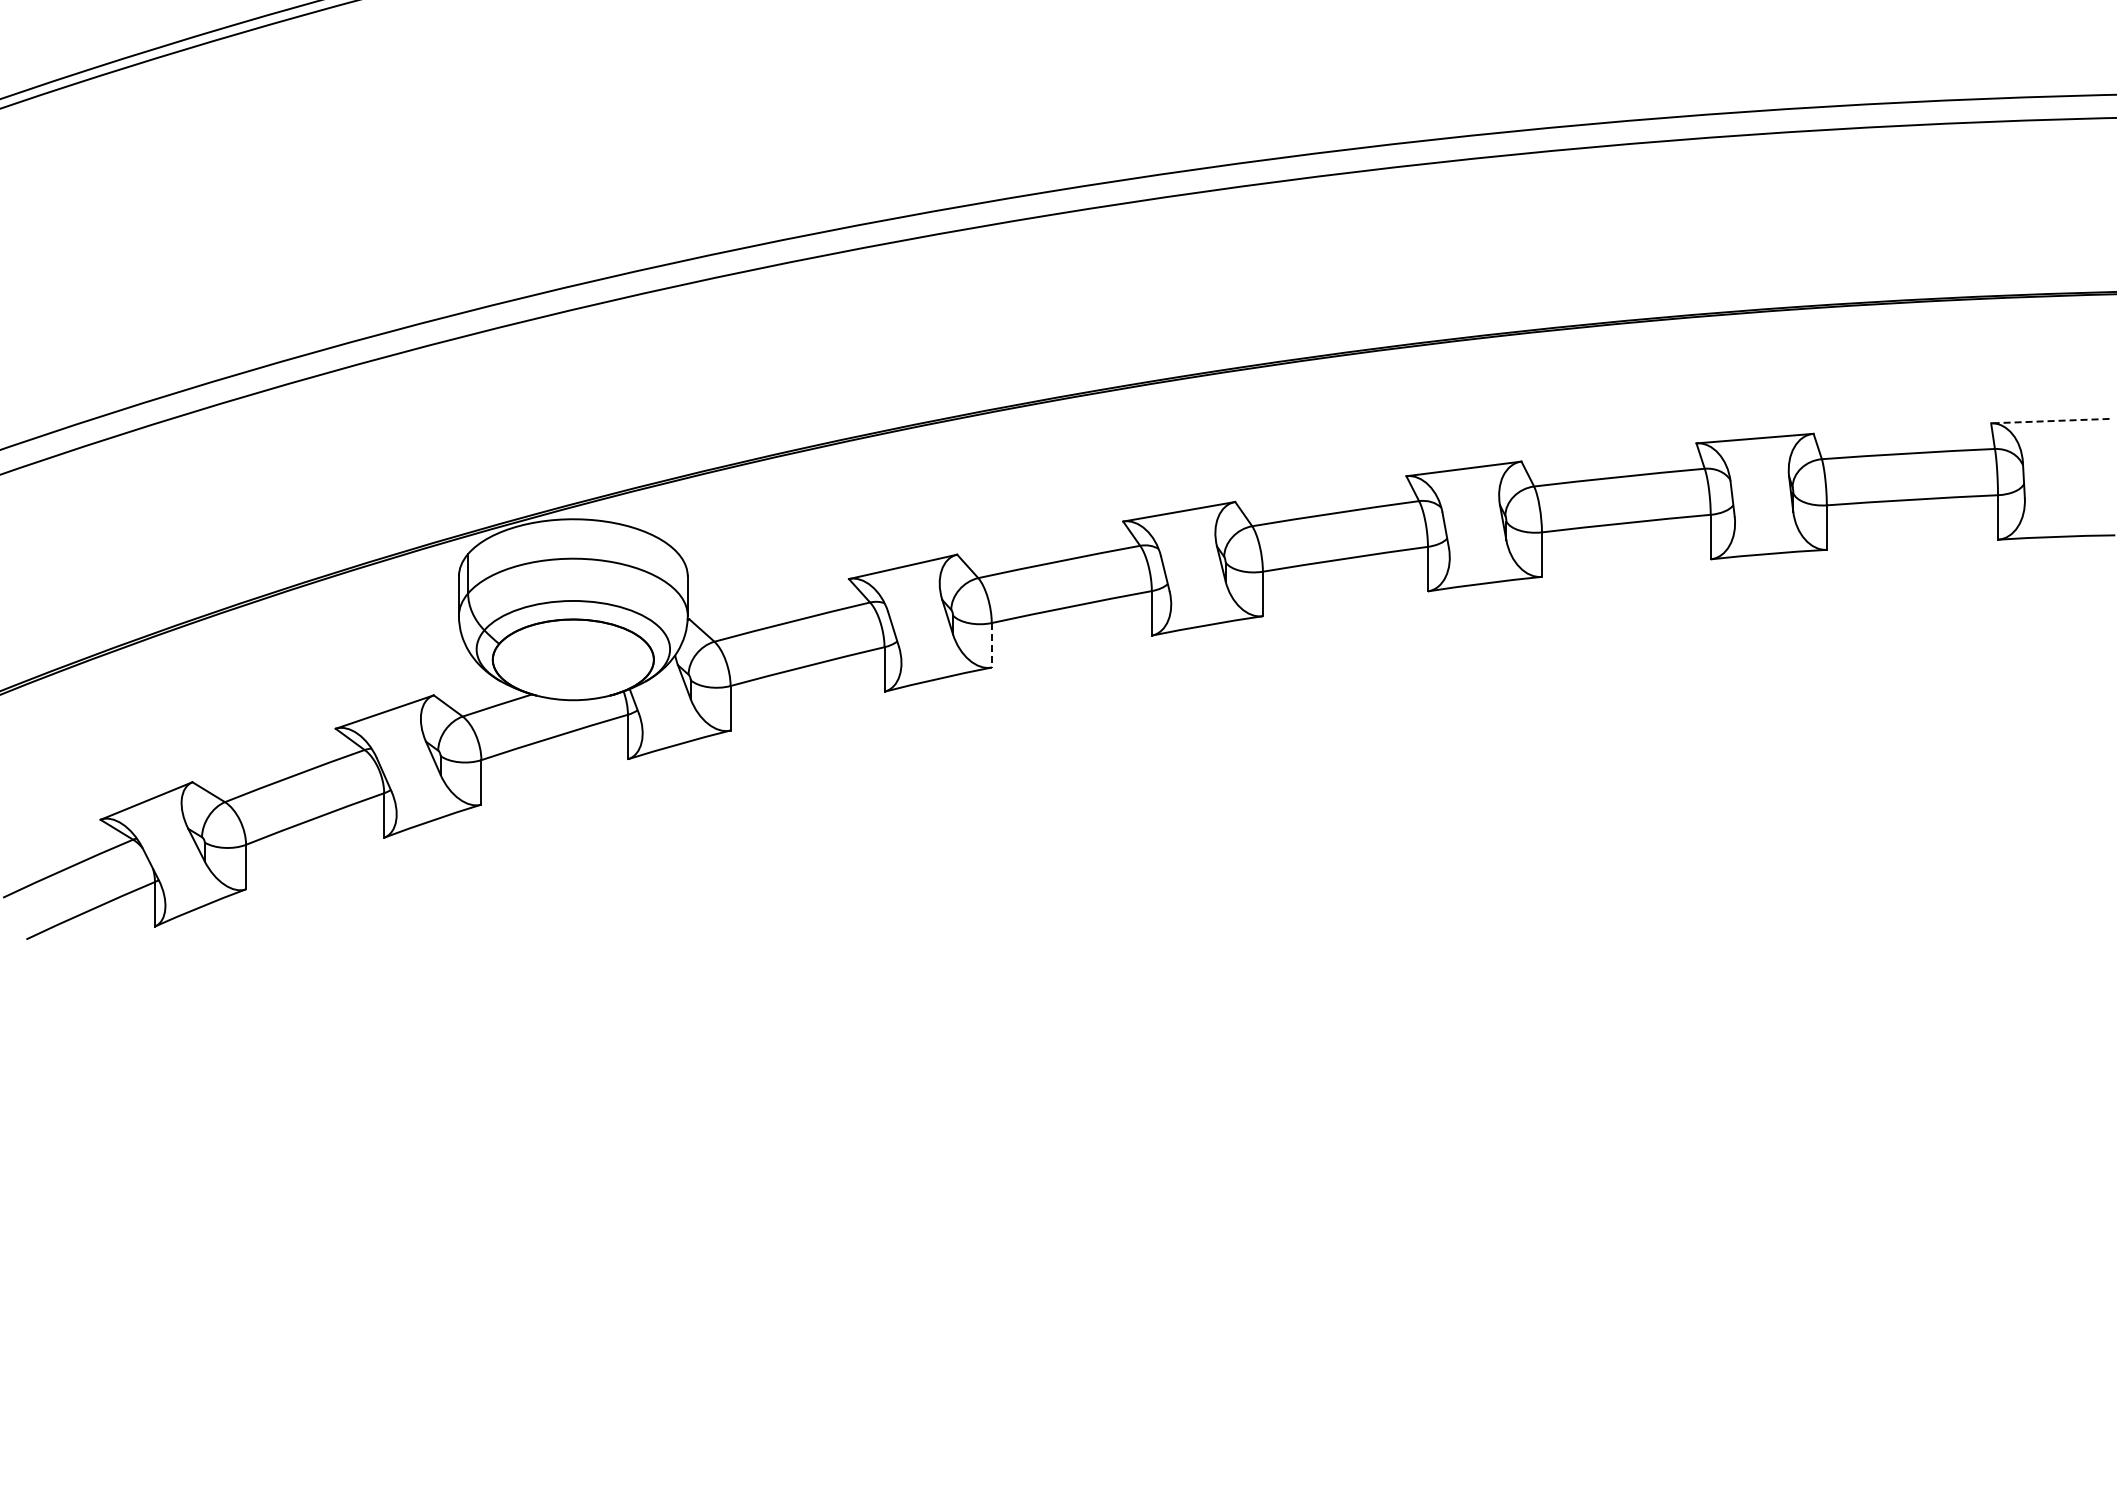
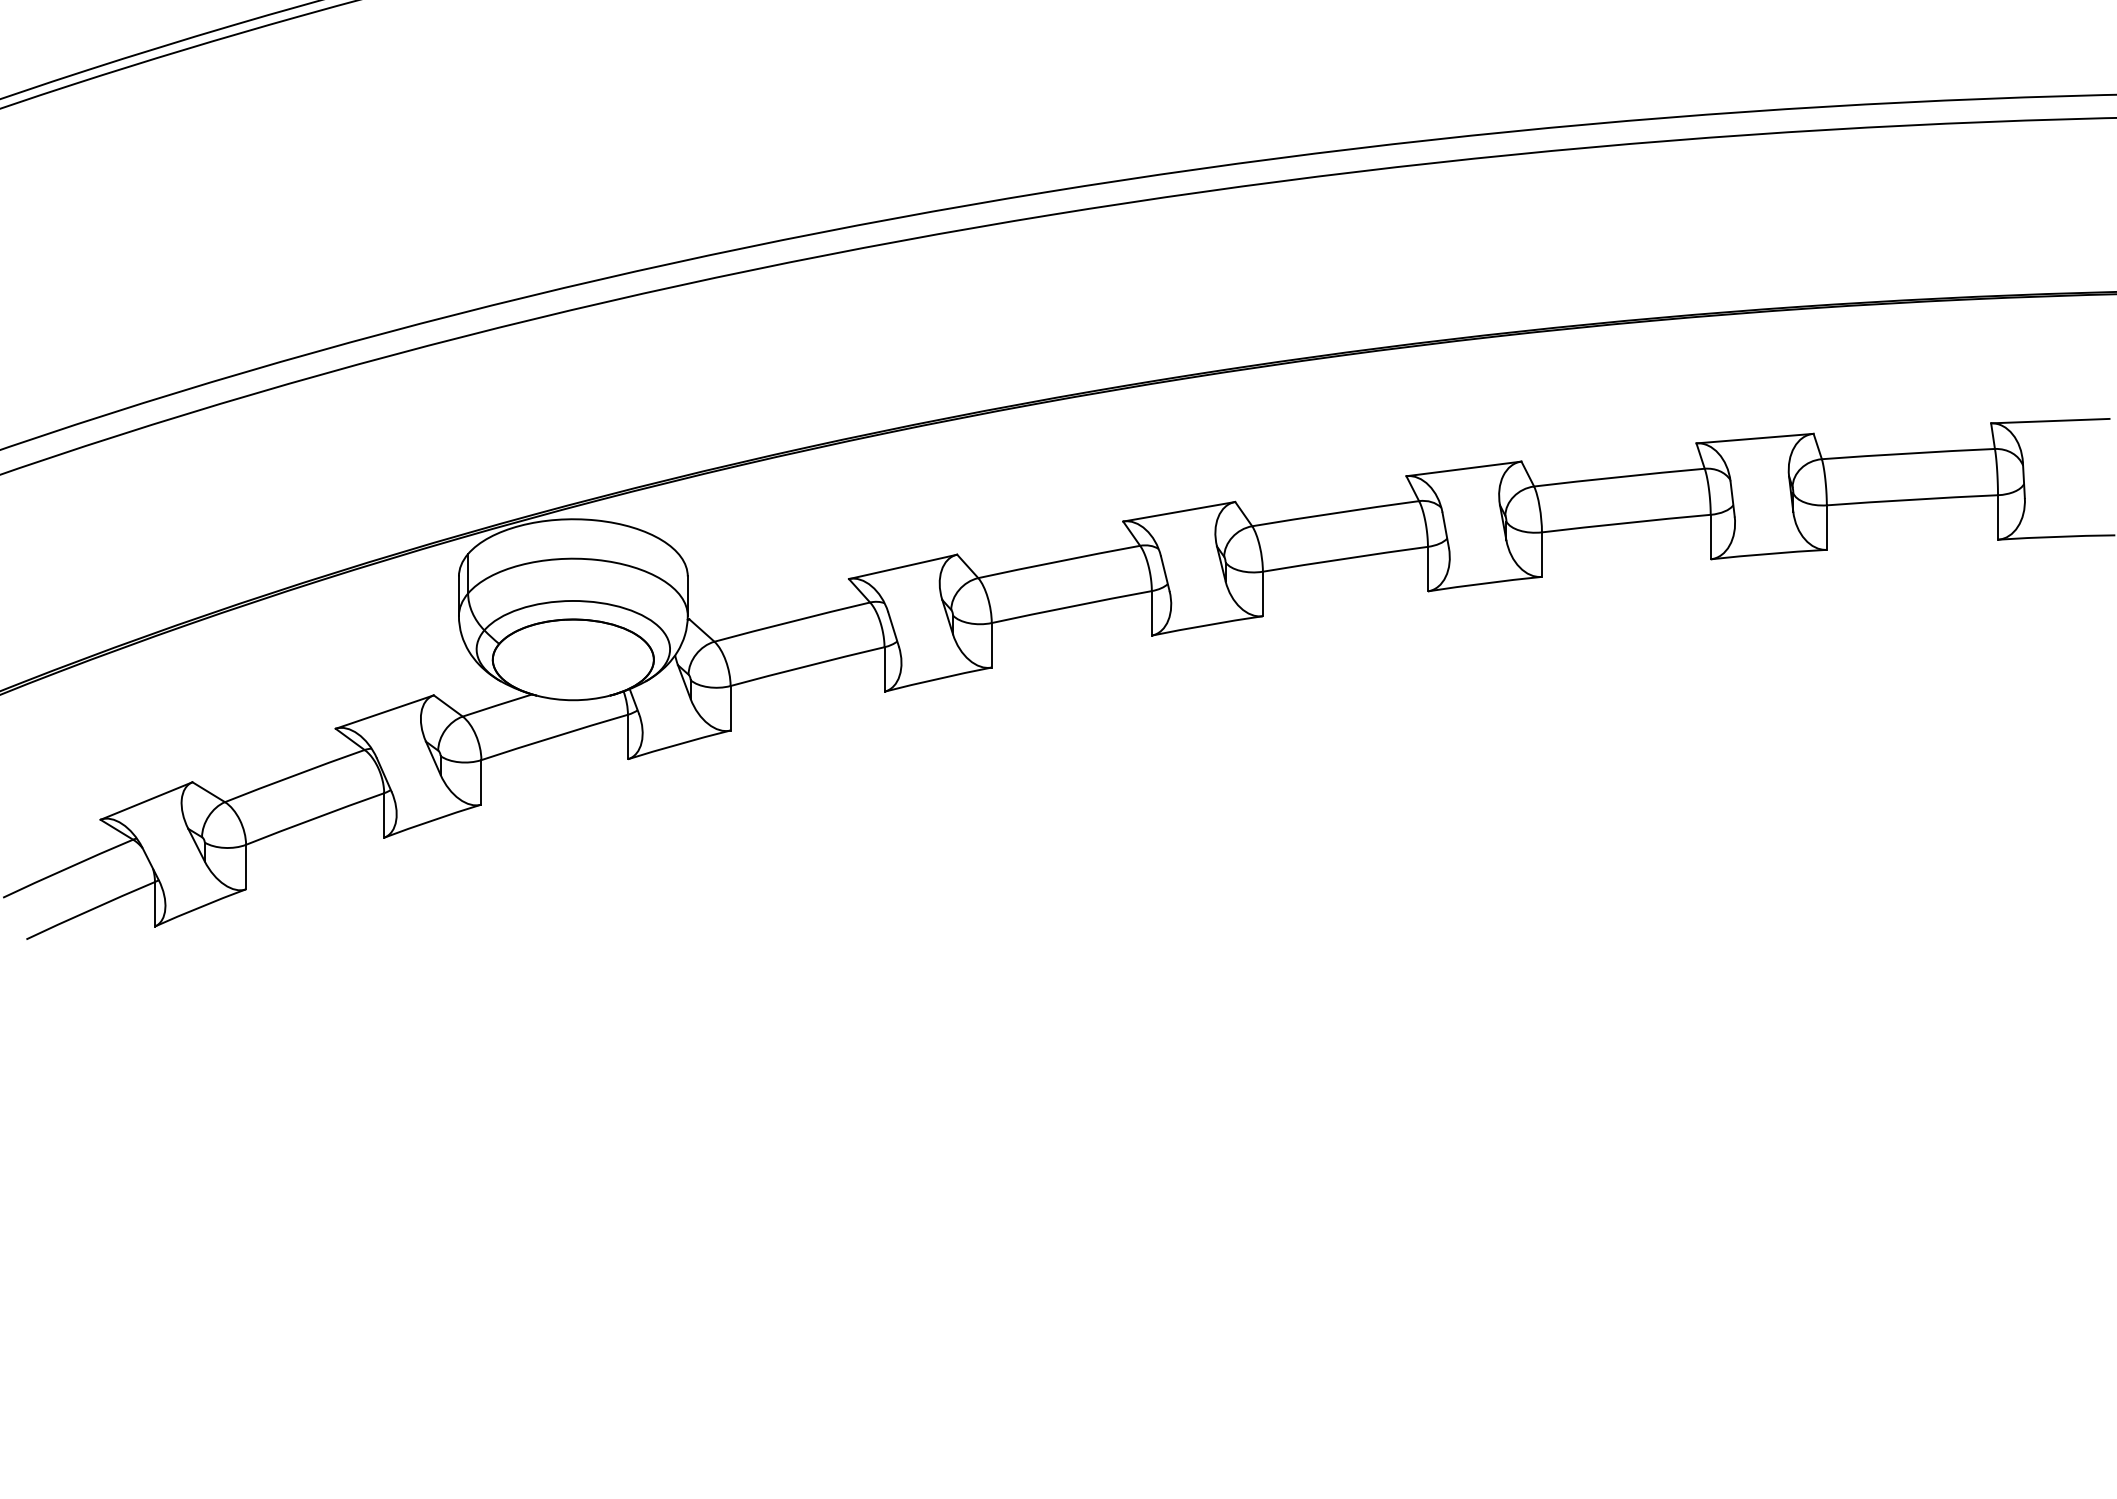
line: dashed -> solid (2049, 421)
line: dashed -> solid (991, 645)
